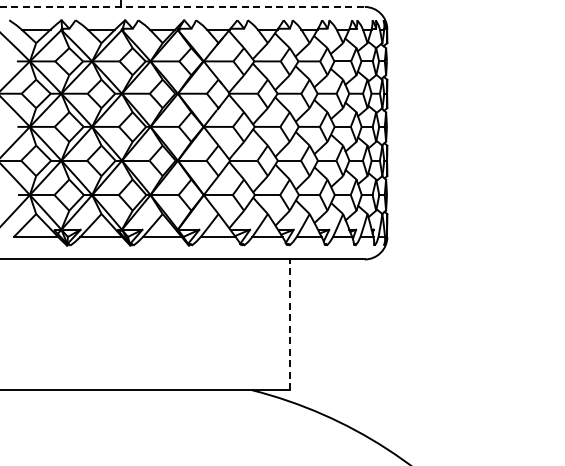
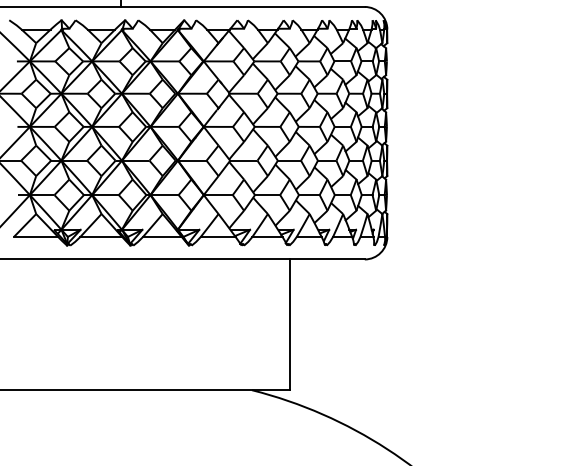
line: dashed -> solid (182, 6)
line: dashed -> solid (290, 324)
